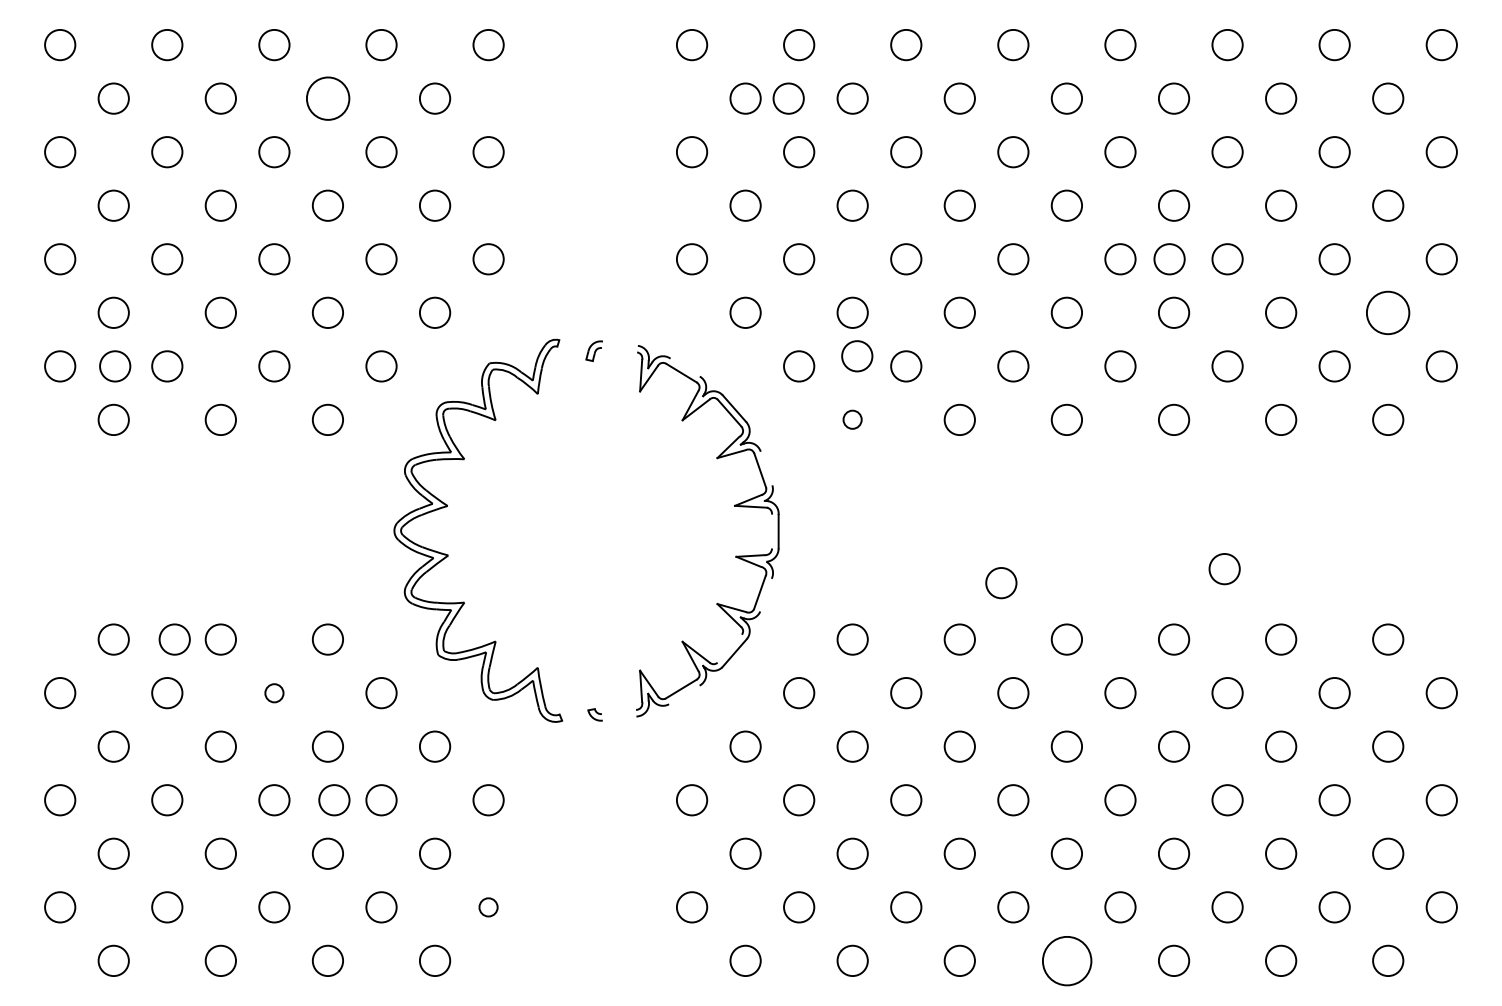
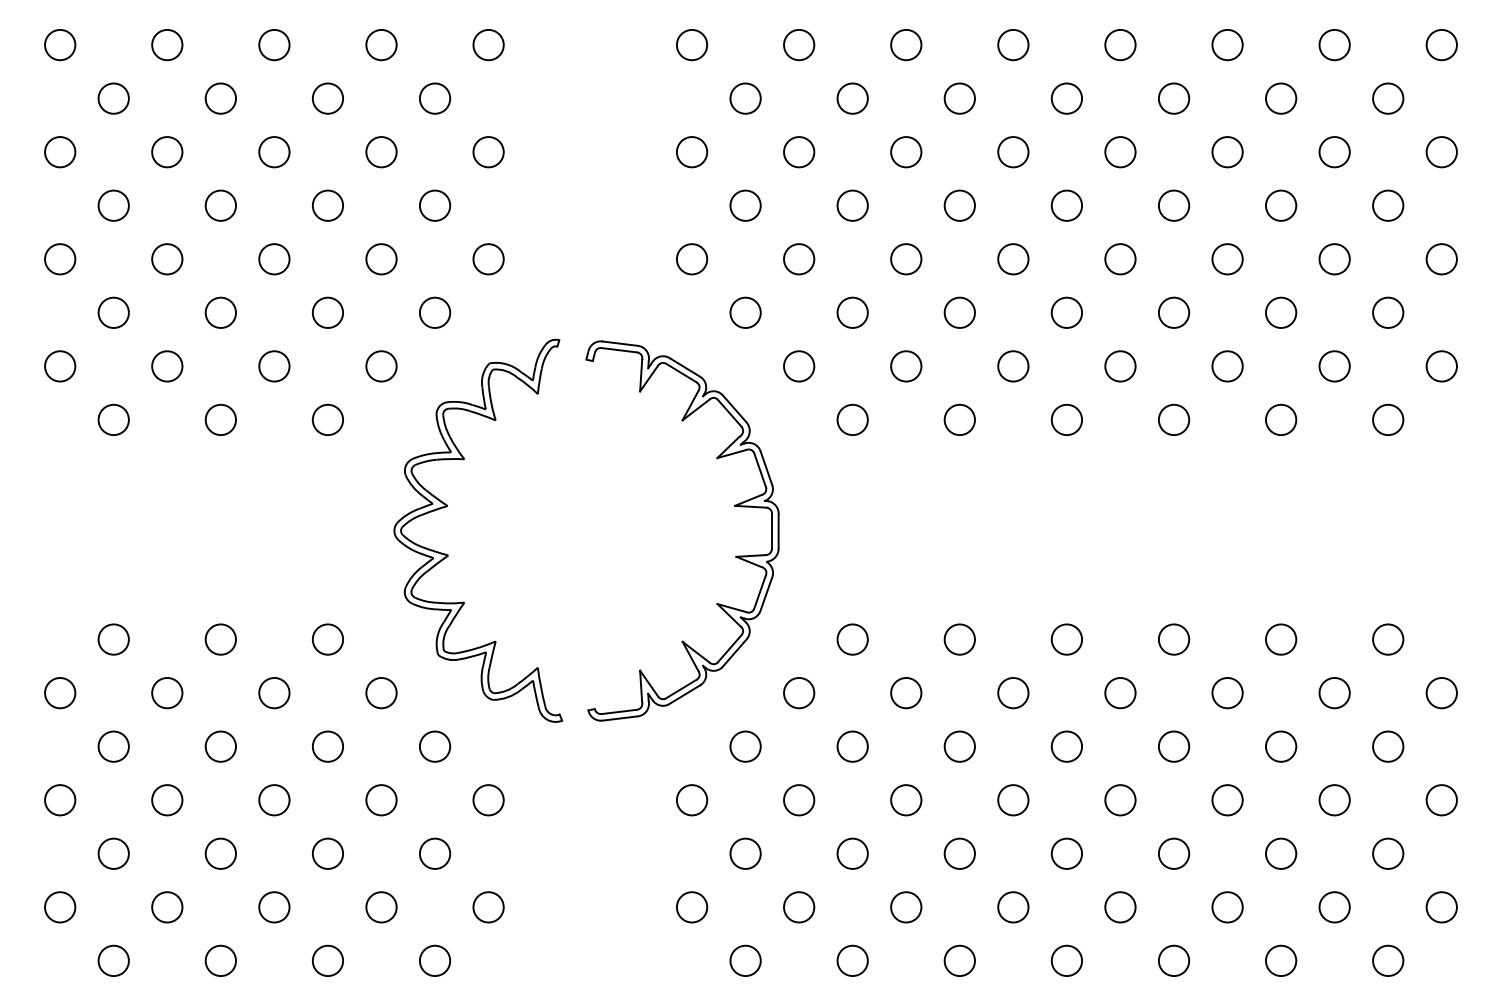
circle size: 45x45 px -> 33x33 px (327, 98)
circle: present -> none (788, 98)
circle: present -> none (1169, 259)
circle size: 45x46 px -> 33x33 px (1388, 312)
line: none -> present (619, 343)
line: none -> present (619, 350)
circle: present -> none (857, 356)
circle: present -> none (115, 366)
line: none -> present (684, 367)
circle size: 21x21 px -> 33x33 px (852, 419)
line: none -> present (766, 468)
line: none -> present (772, 531)
circle: present -> none (1224, 569)
circle: present -> none (1001, 583)
line: none -> present (765, 594)
circle: present -> none (174, 639)
line: none -> present (729, 648)
circle size: 21x21 px -> 33x33 px (274, 693)
line: none -> present (684, 694)
line: none -> present (618, 711)
line: none -> present (619, 718)
circle: present -> none (334, 800)
circle size: 21x21 px -> 33x33 px (488, 907)
circle size: 51x51 px -> 33x33 px (1066, 960)
